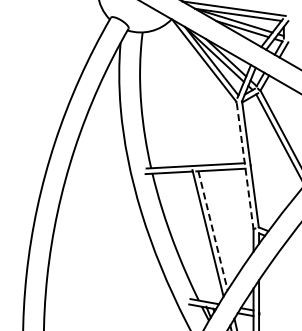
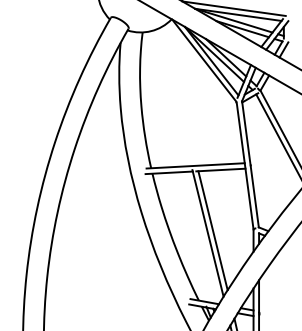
line: dashed -> solid (245, 166)
line: dashed -> solid (213, 231)
